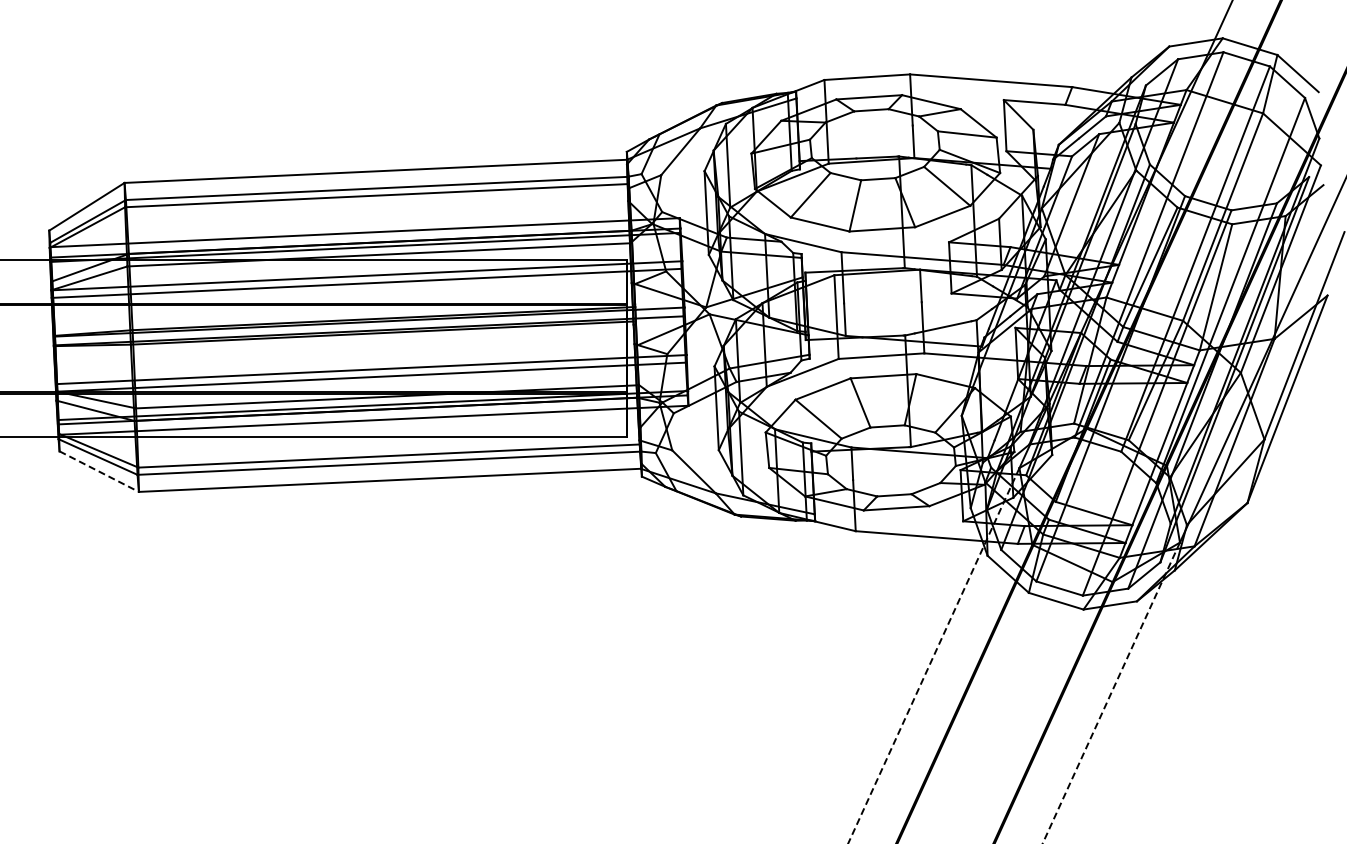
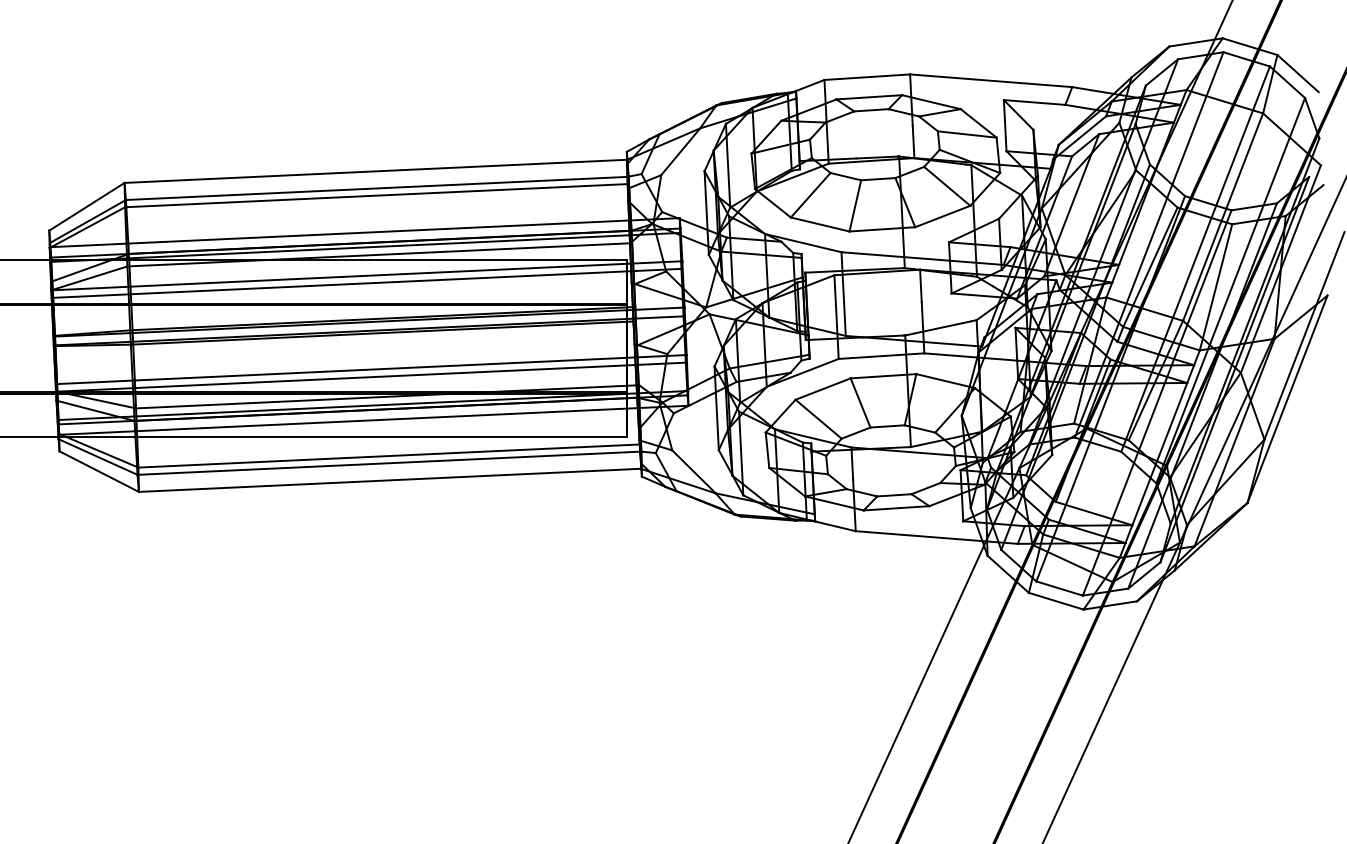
line: dashed -> solid (99, 471)
line: dashed -> solid (933, 656)
line: dashed -> solid (1111, 693)
